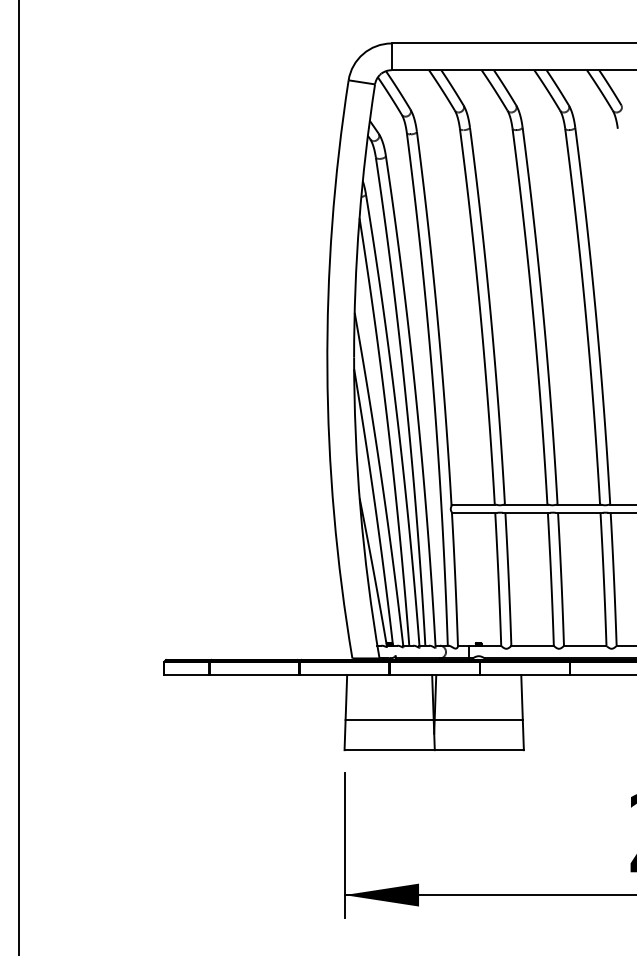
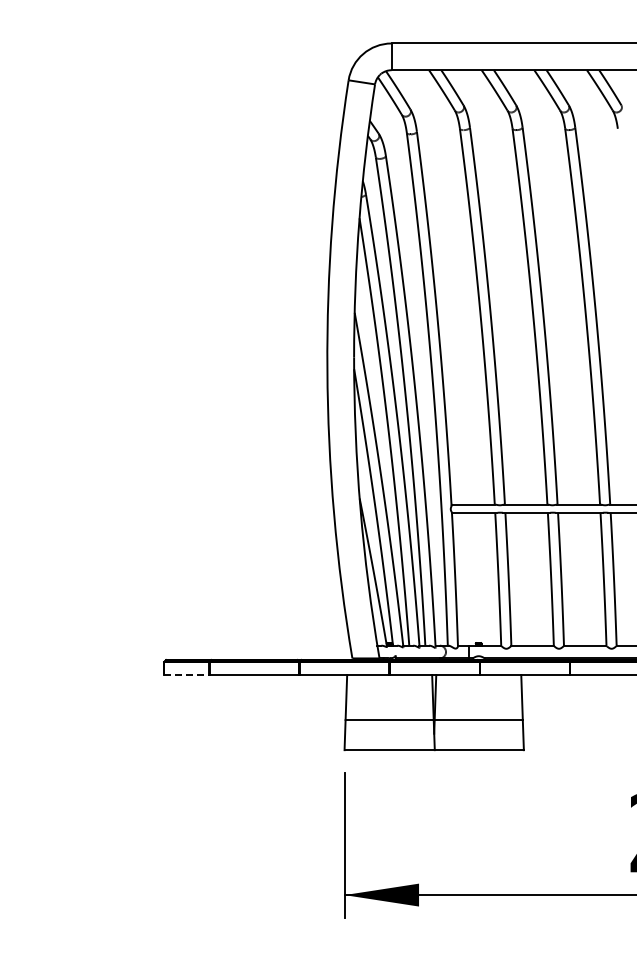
line: present -> none (19, 477)
line: solid -> dashed (187, 674)
